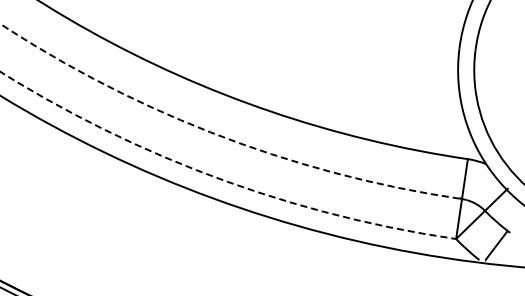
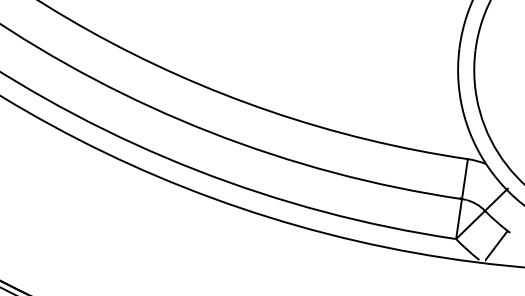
arc: dashed -> solid (219, 135)
arc: dashed -> solid (218, 178)
